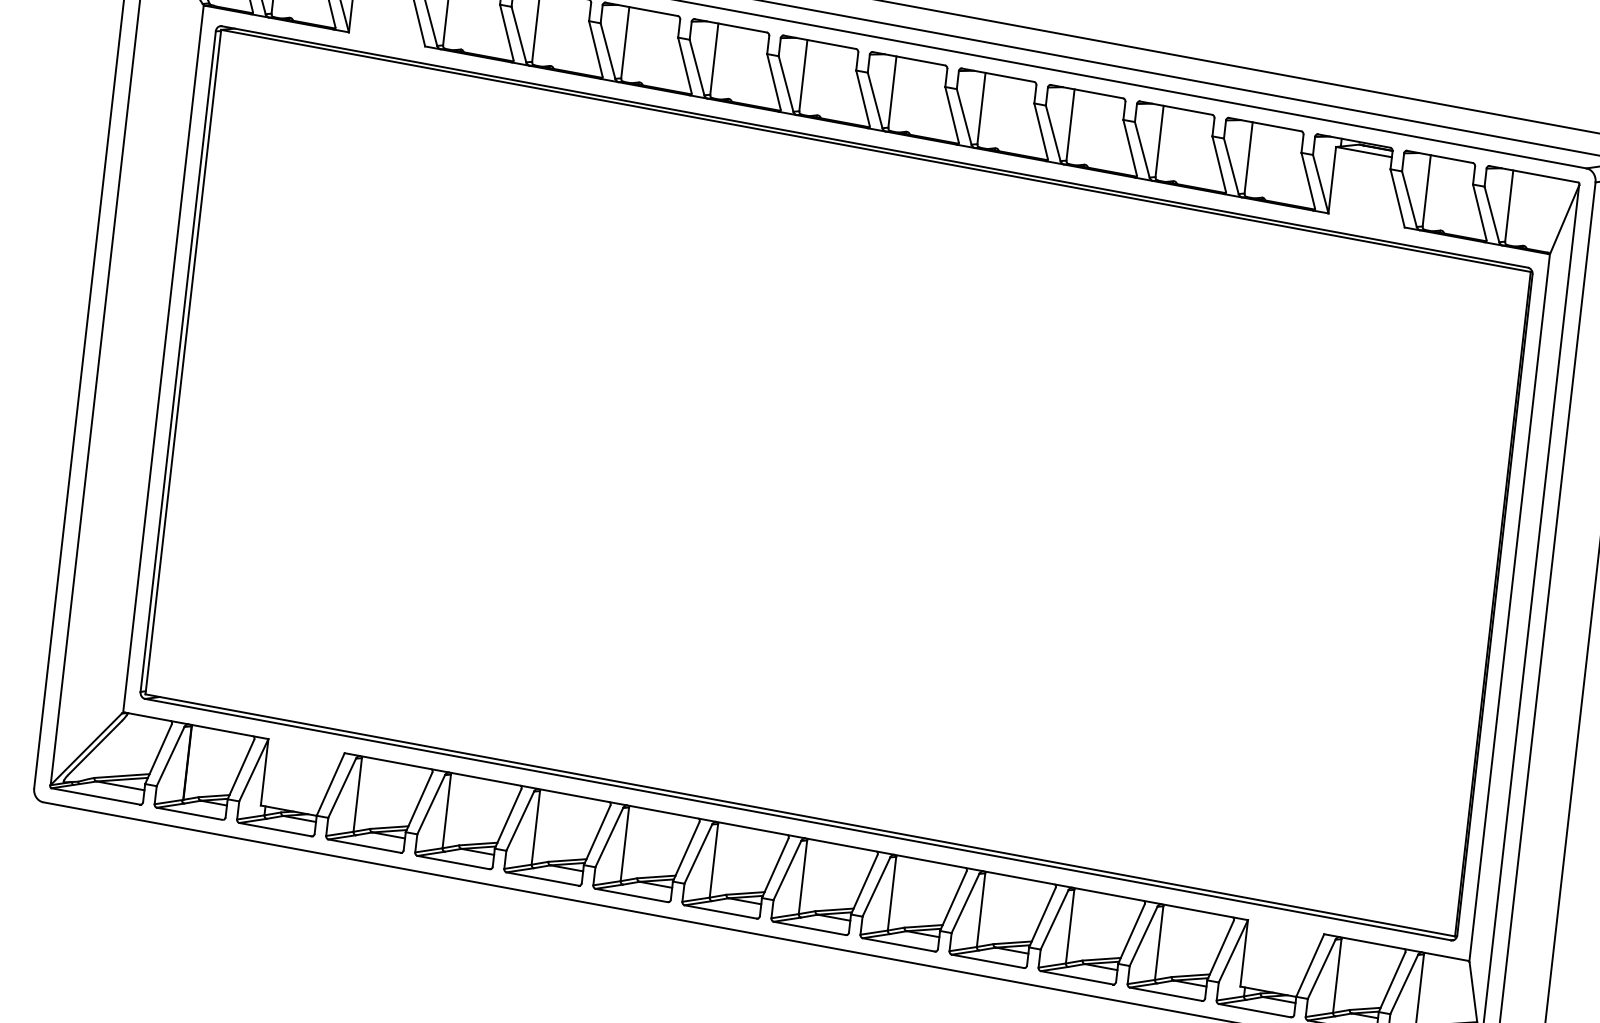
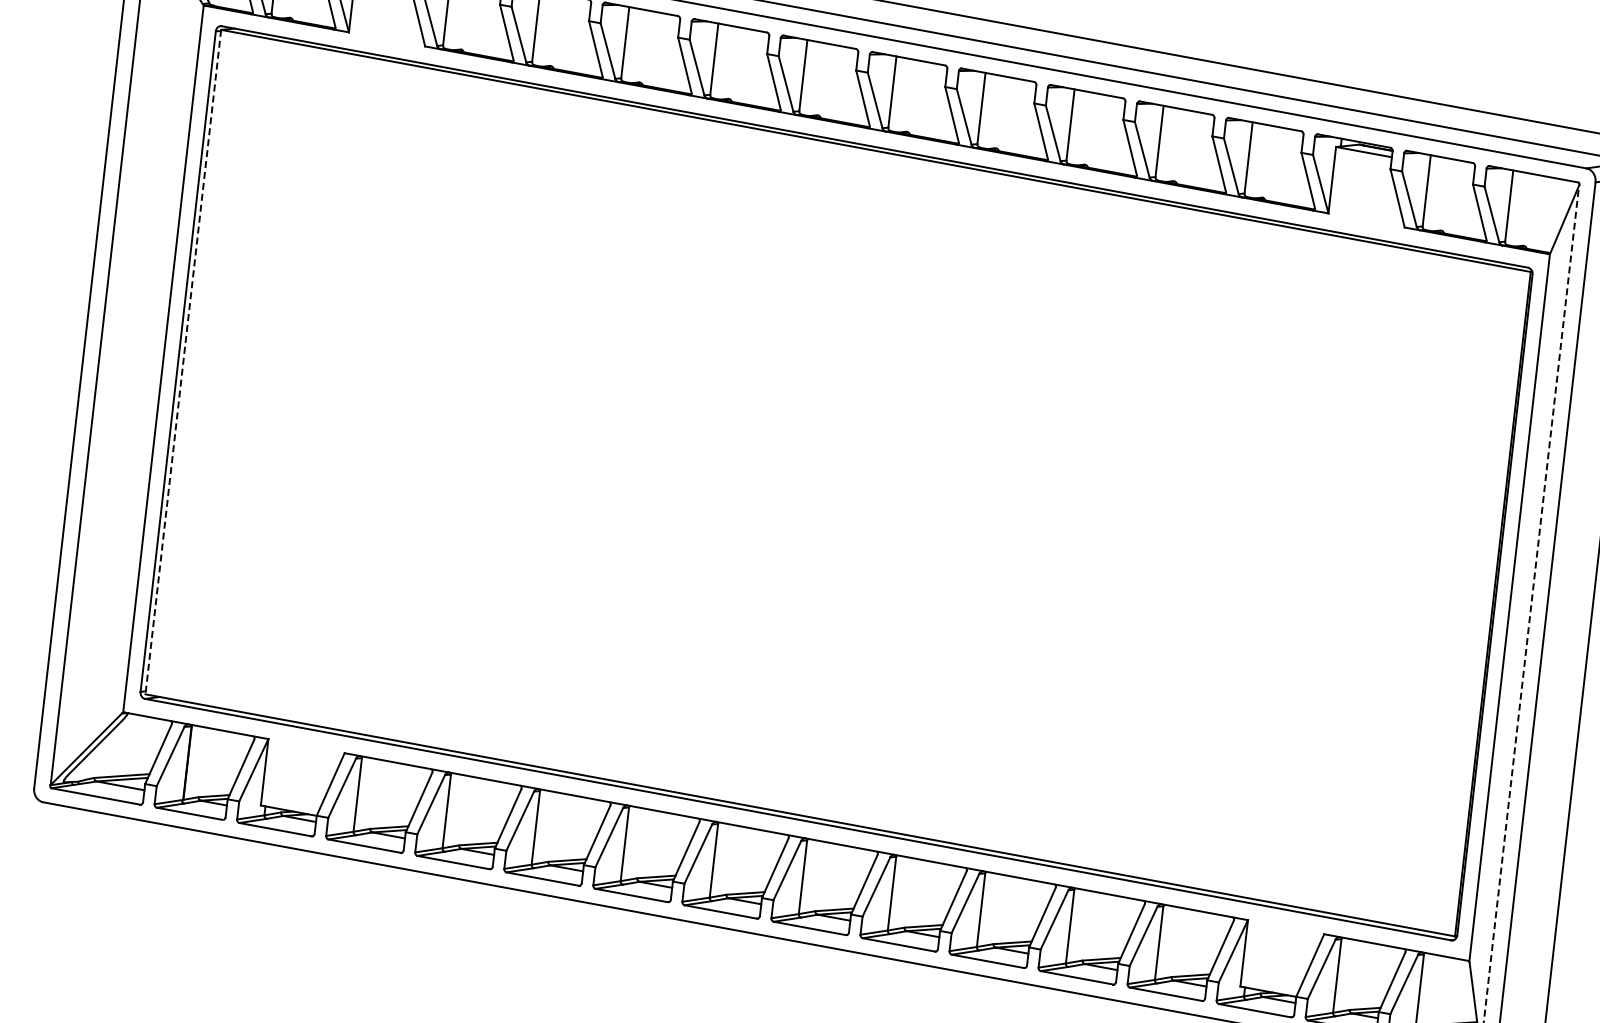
line: solid -> dashed (183, 362)
line: solid -> dashed (1531, 603)
